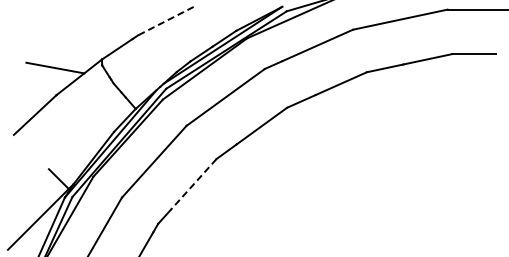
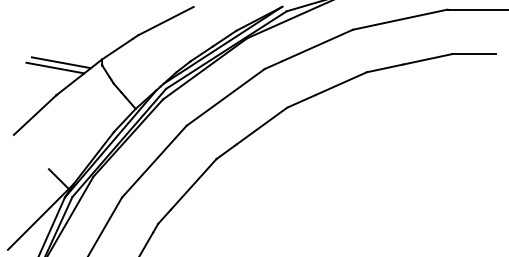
line: dashed -> solid (165, 21)
line: none -> present (60, 62)
line: dashed -> solid (193, 184)
